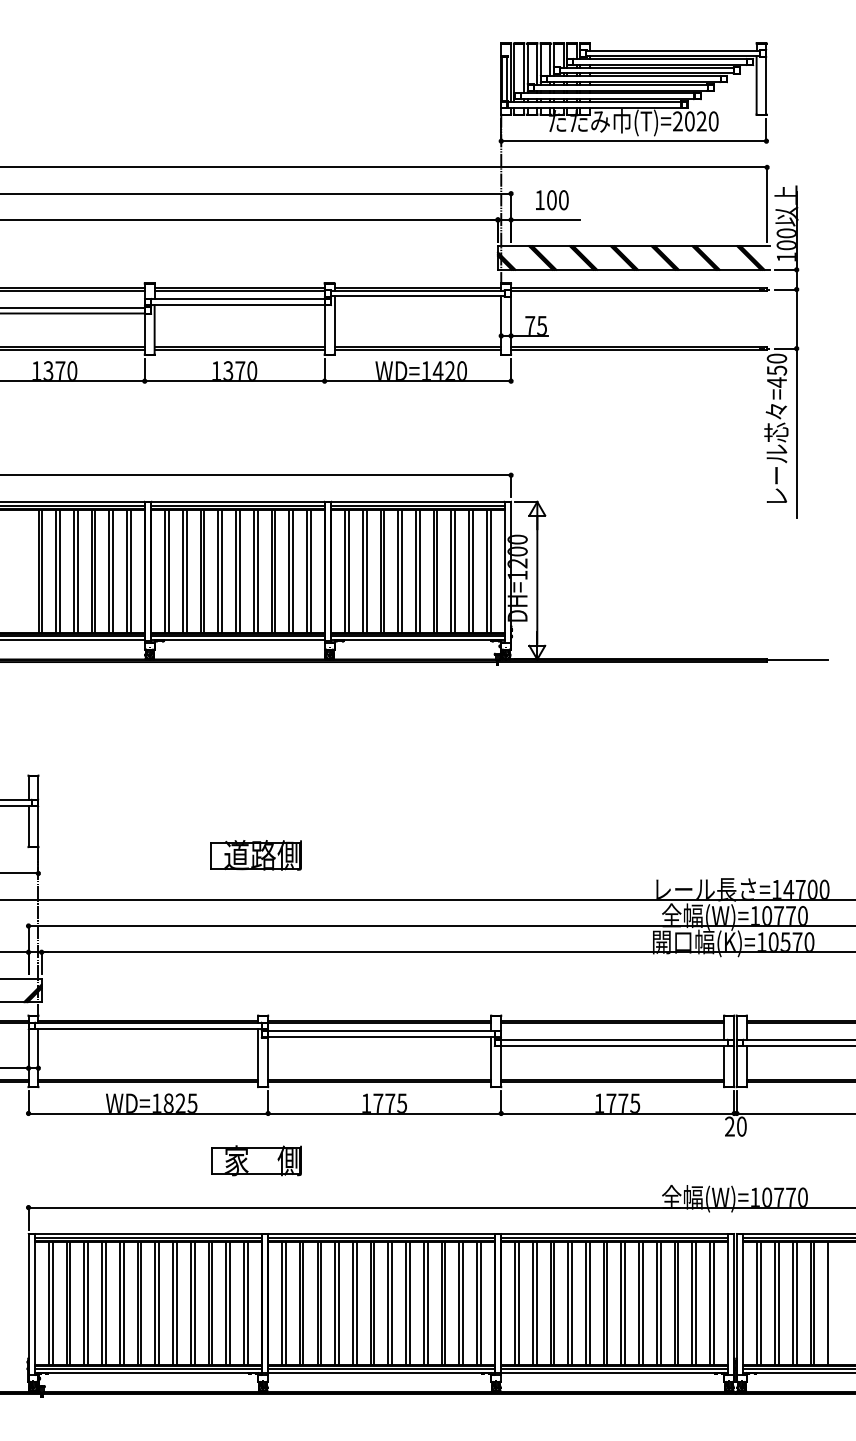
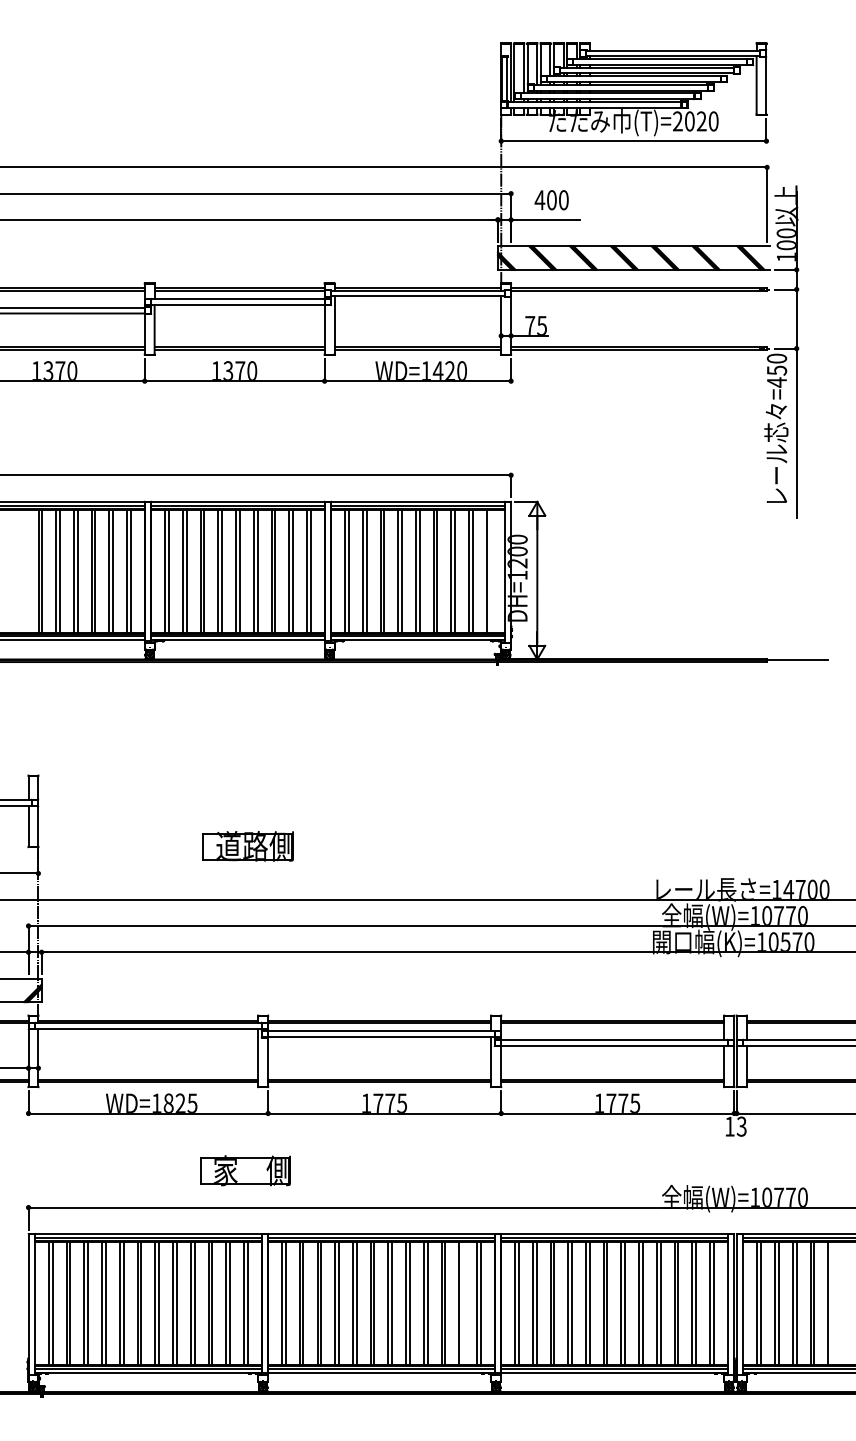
text: 100 -> 400 (539, 200)
line: present -> none (490, 570)
part position: (255, 855) -> (247, 846) (247, 846)
text: 20 -> 13 (735, 1126)
part position: (256, 1160) -> (245, 1170) (245, 1170)
line: present -> none (463, 1303)
